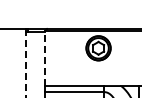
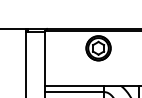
line: dashed -> solid (45, 58)
line: dashed -> solid (25, 64)
